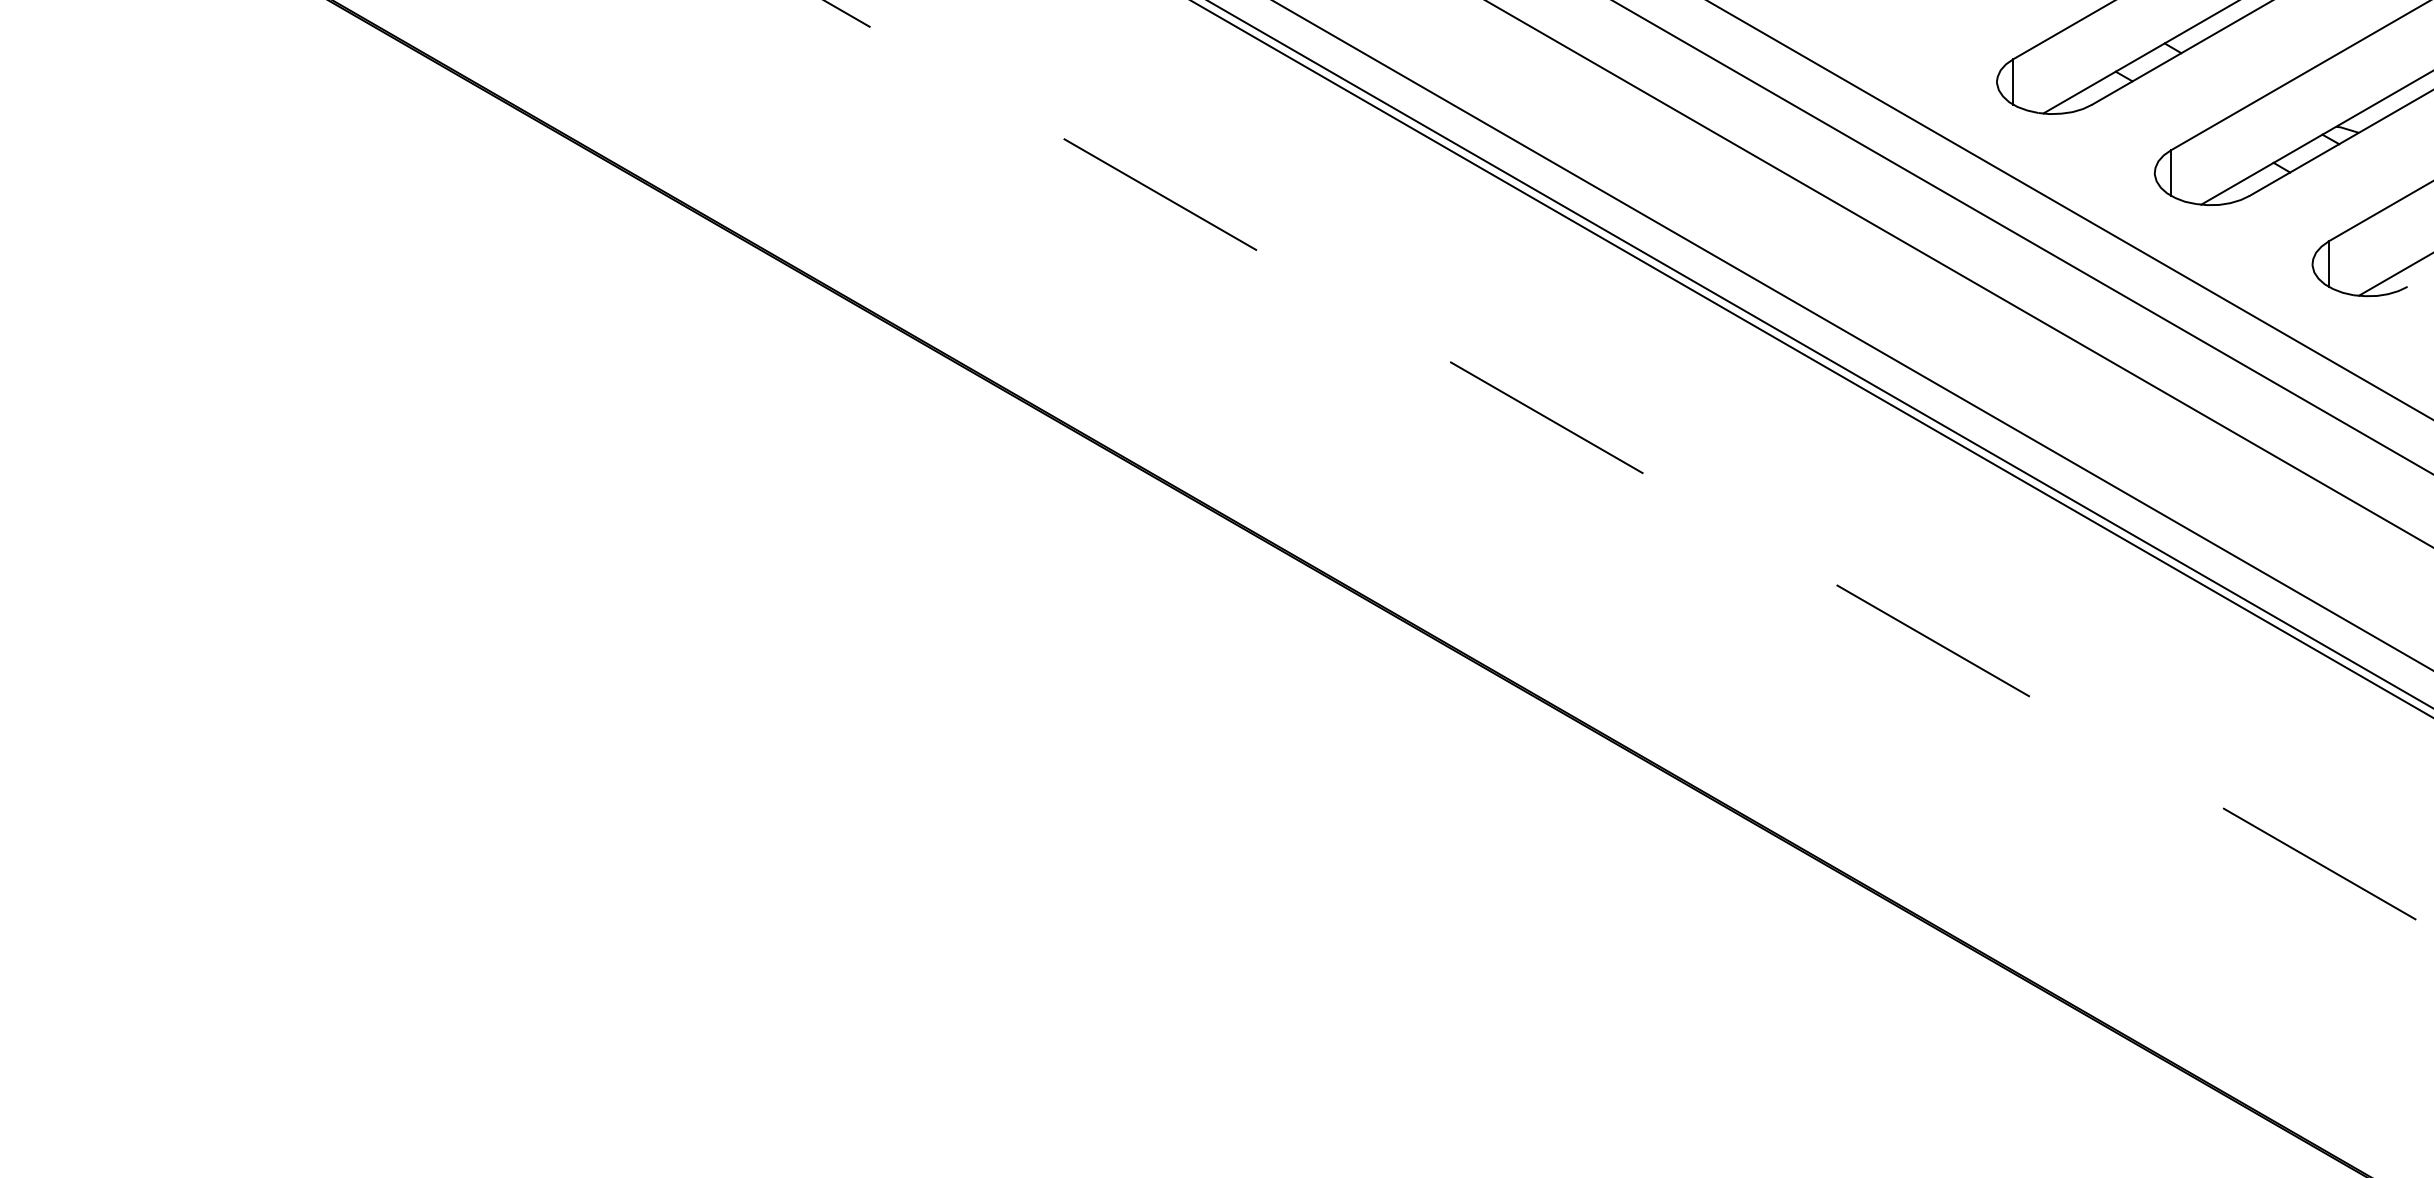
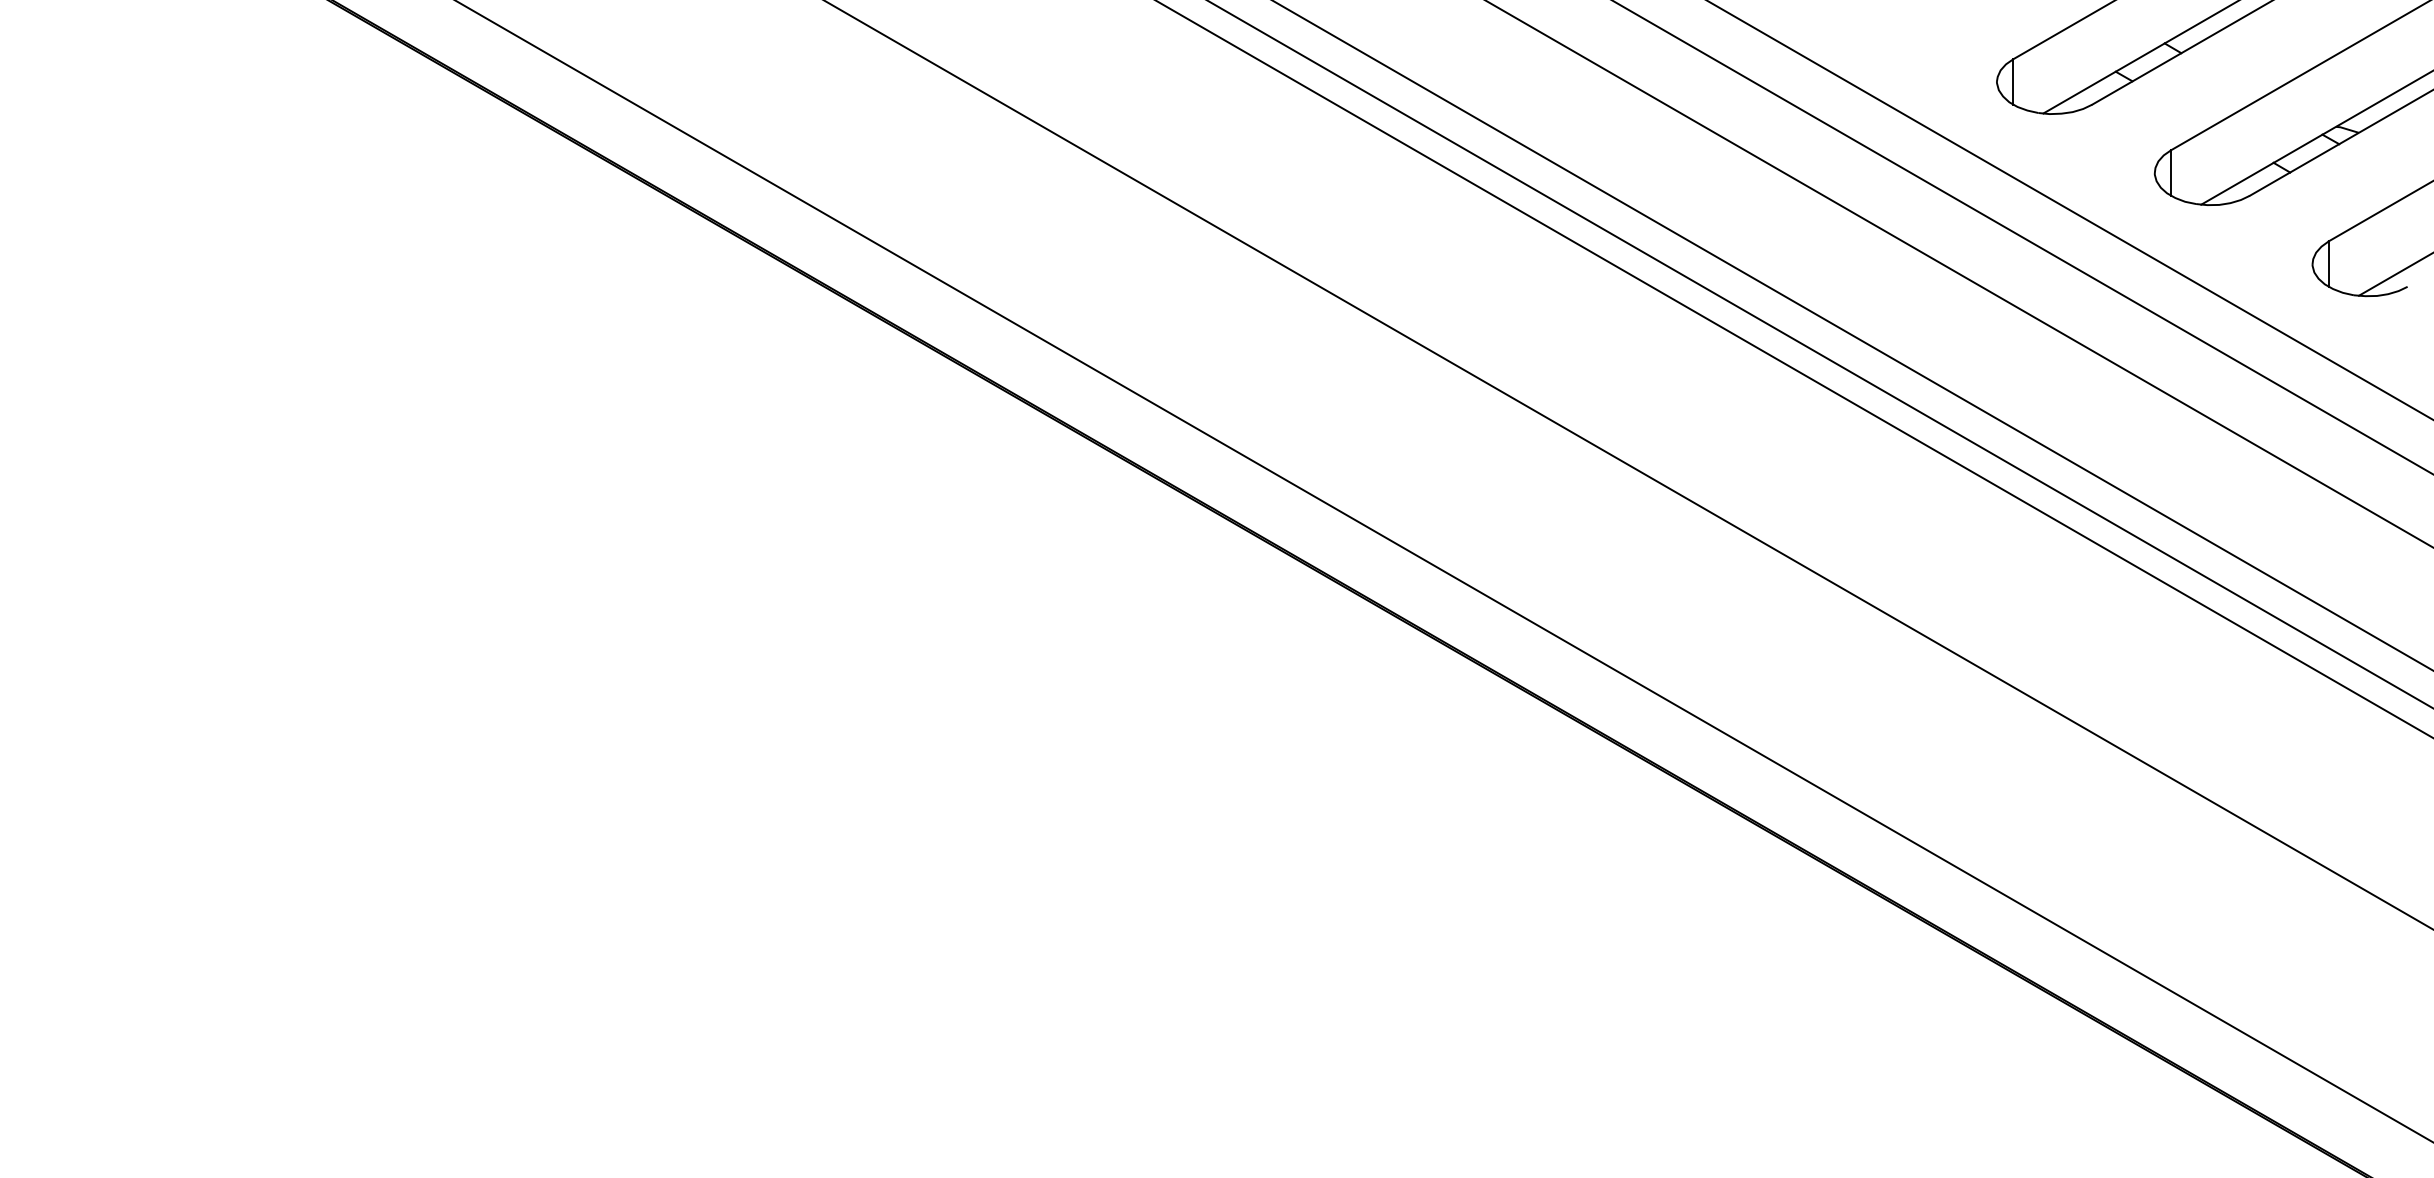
line position: (1811, 359) -> (1794, 369) (1794, 369)
line: dashed -> solid (1628, 464)
line: none -> present (1443, 571)
